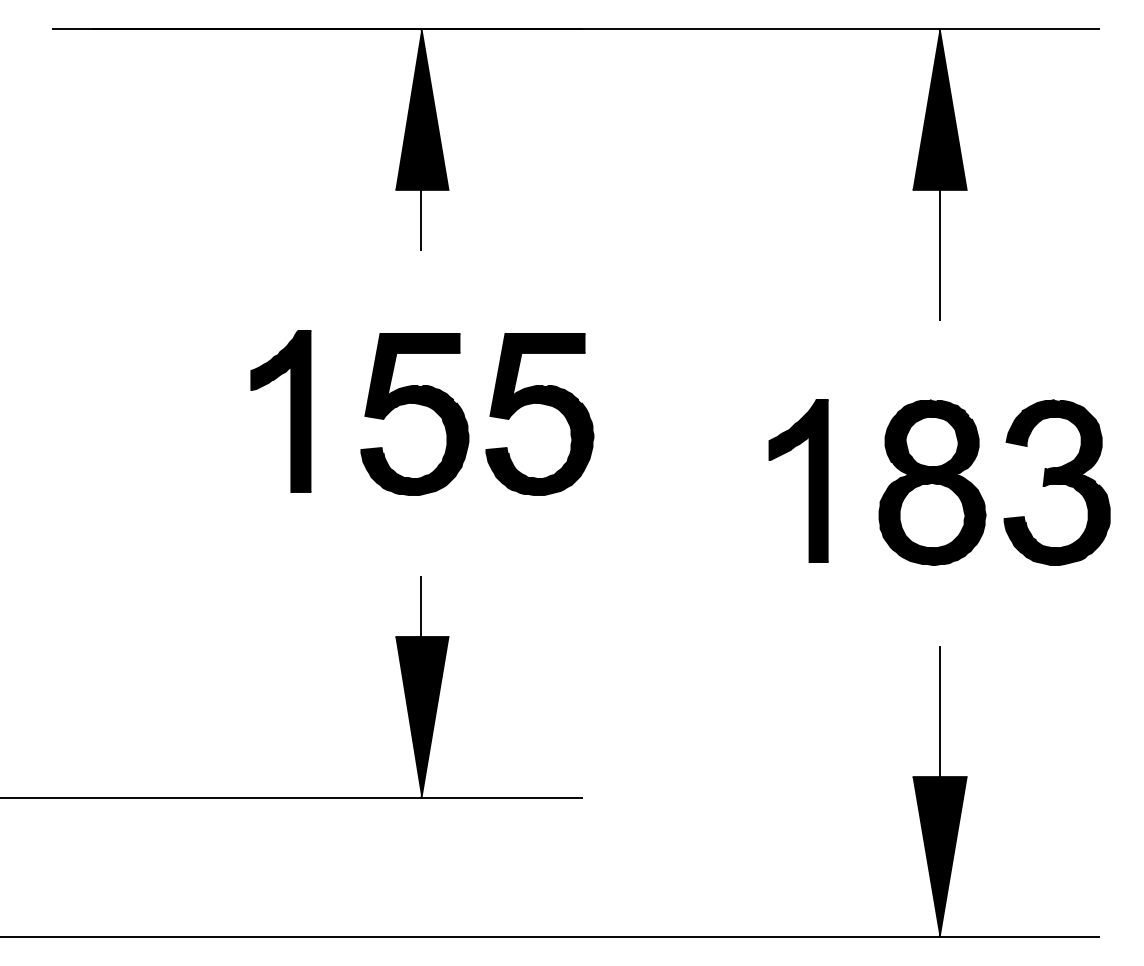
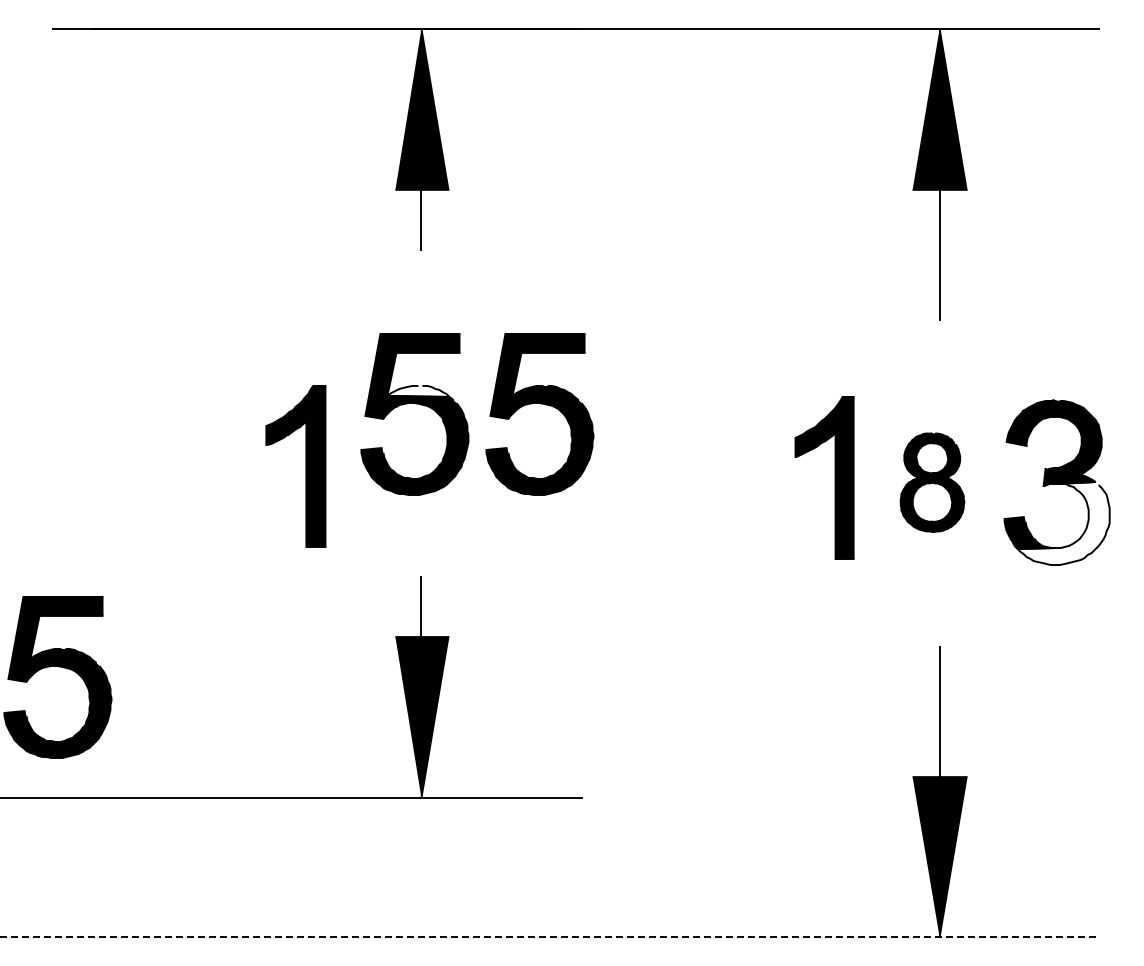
fill: present -> none (418, 390)
part position: (290, 411) -> (305, 466) (305, 466)
part position: (808, 480) -> (834, 477) (834, 477)
part size: 109x167 px -> 67x101 px (932, 482)
fill: present -> none (1063, 523)
part: none -> present (58, 667)
line: solid -> dashed (550, 937)
